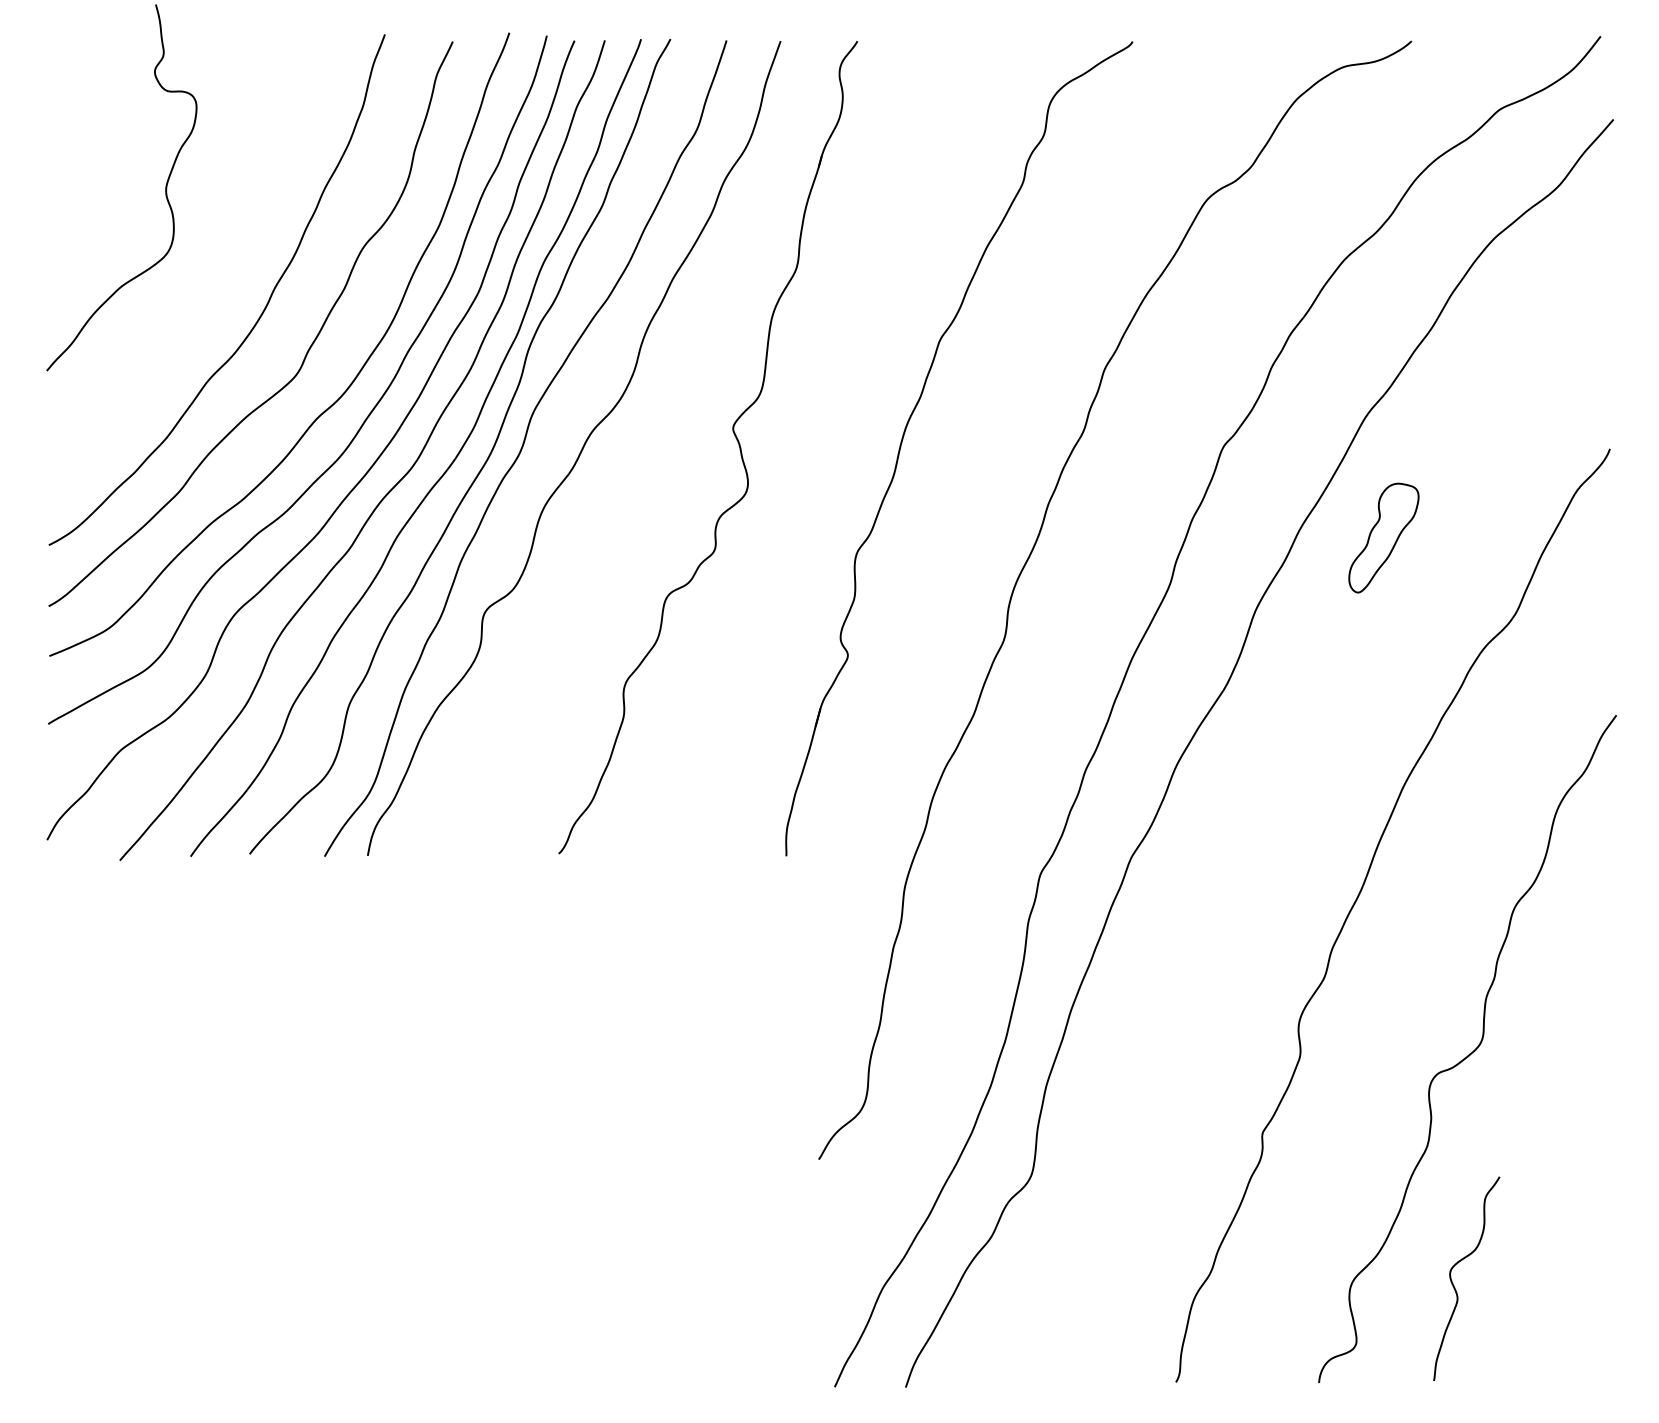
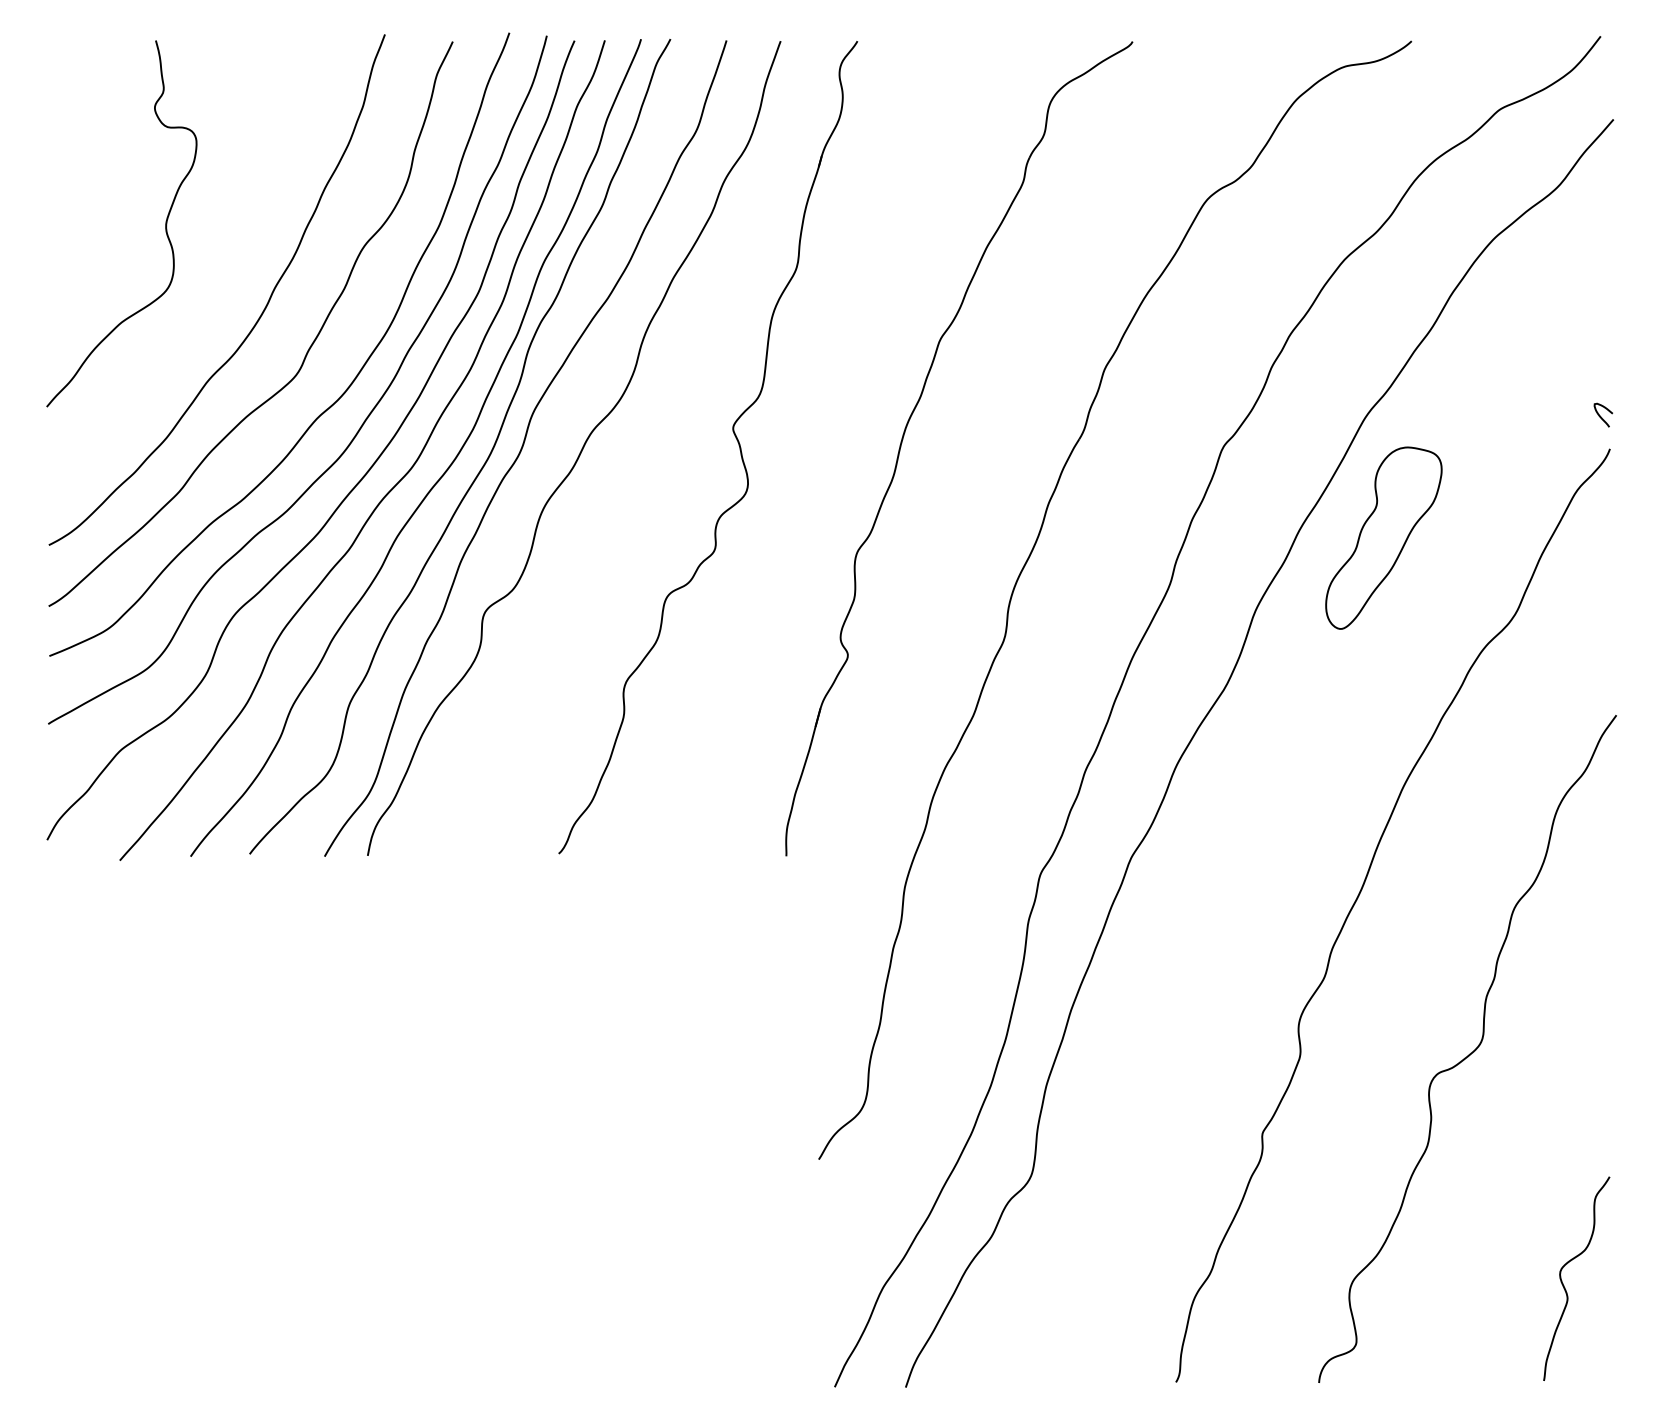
curve position: (165, 187) -> (165, 223) (165, 223)
curve: none -> present (1601, 416)
part size: 72x112 px -> 118x184 px (1383, 537)
curve position: (1454, 1285) -> (1564, 1285) (1564, 1285)
